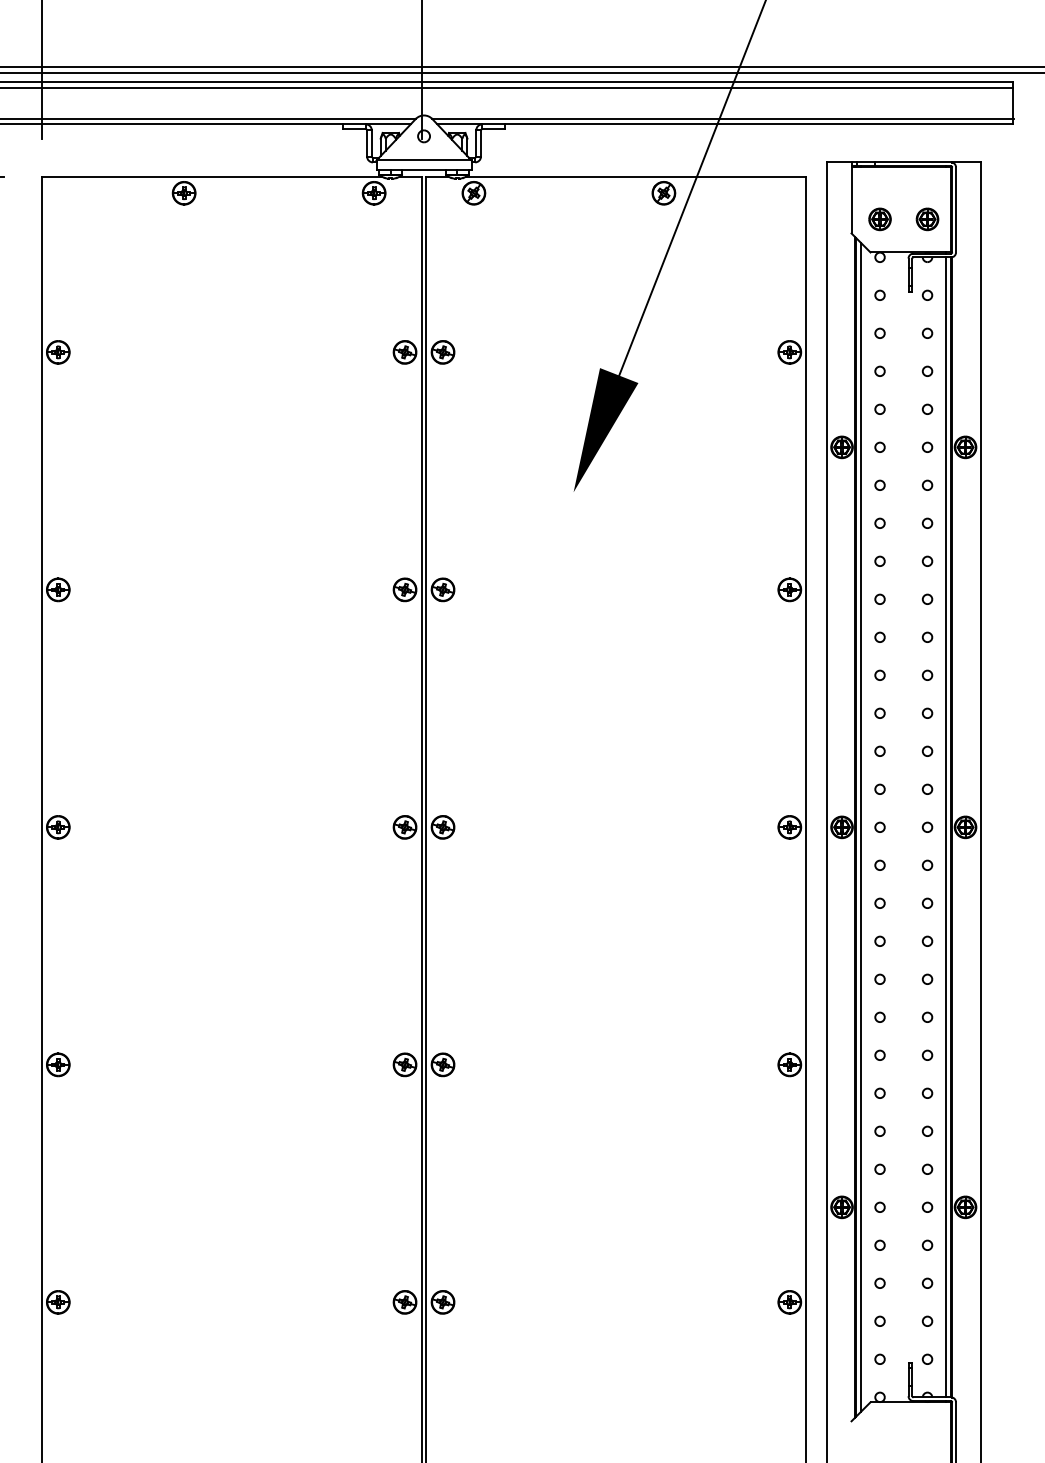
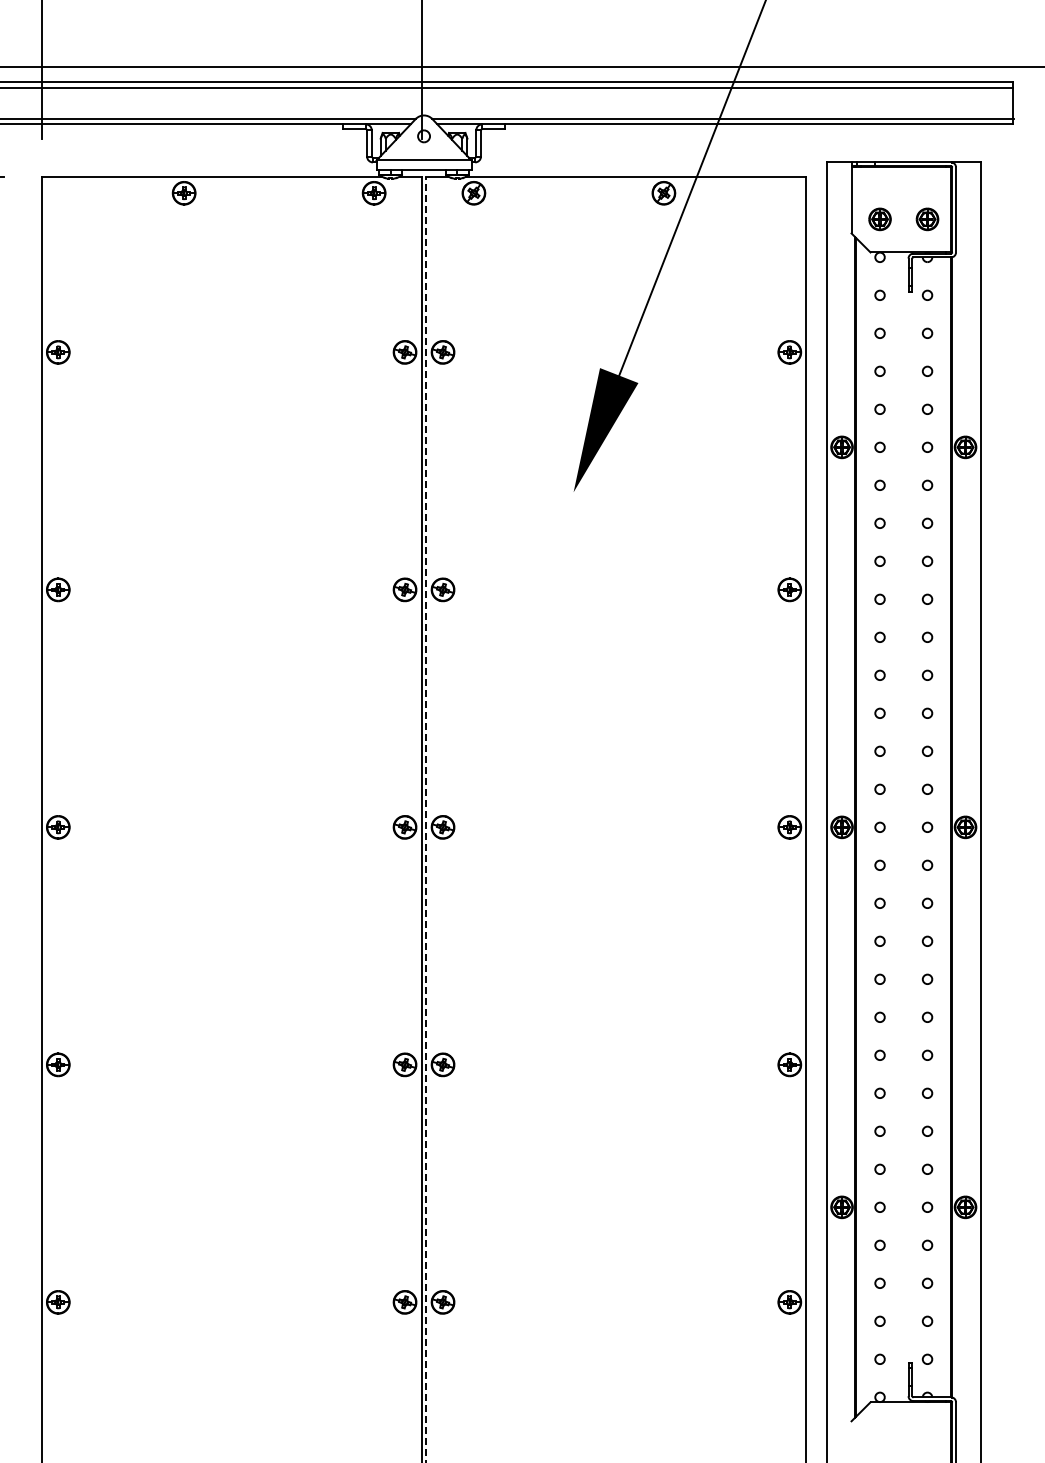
line: present -> none (521, 73)
line: solid -> dashed (426, 819)
line: present -> none (861, 827)
line: present -> none (946, 827)
